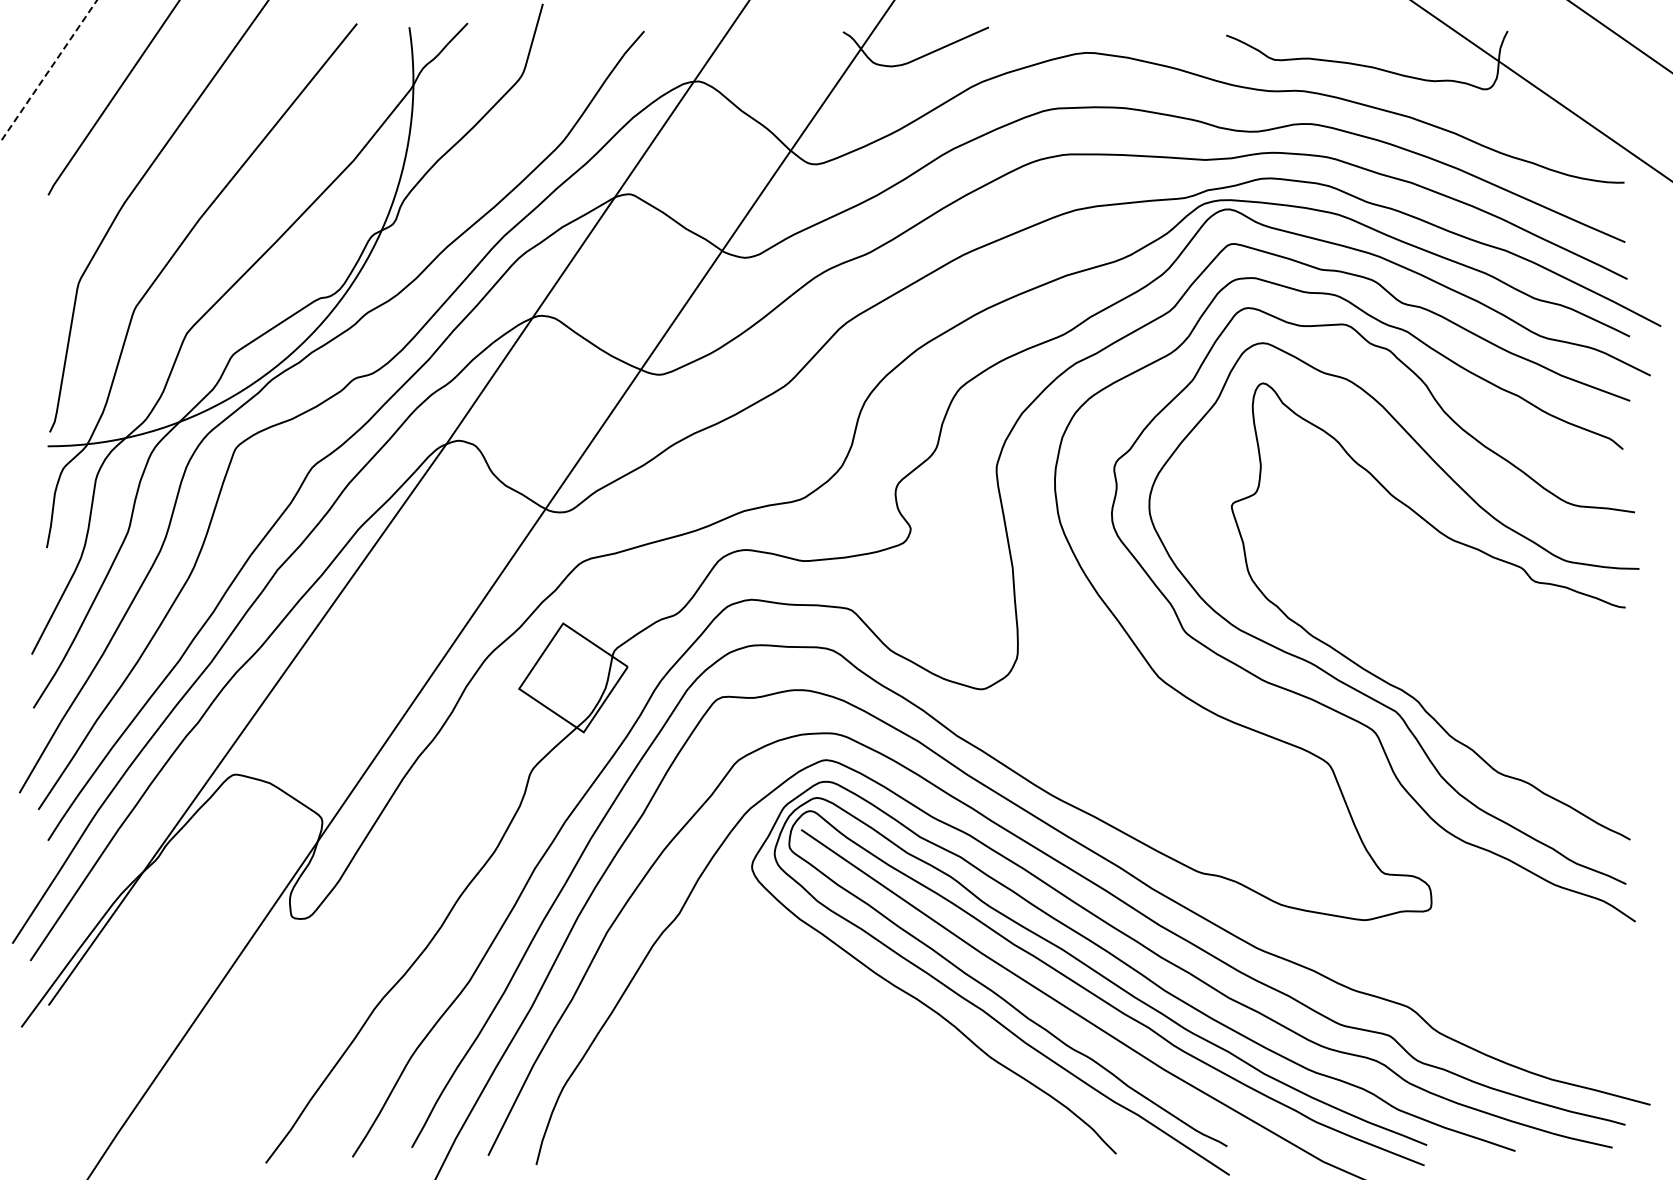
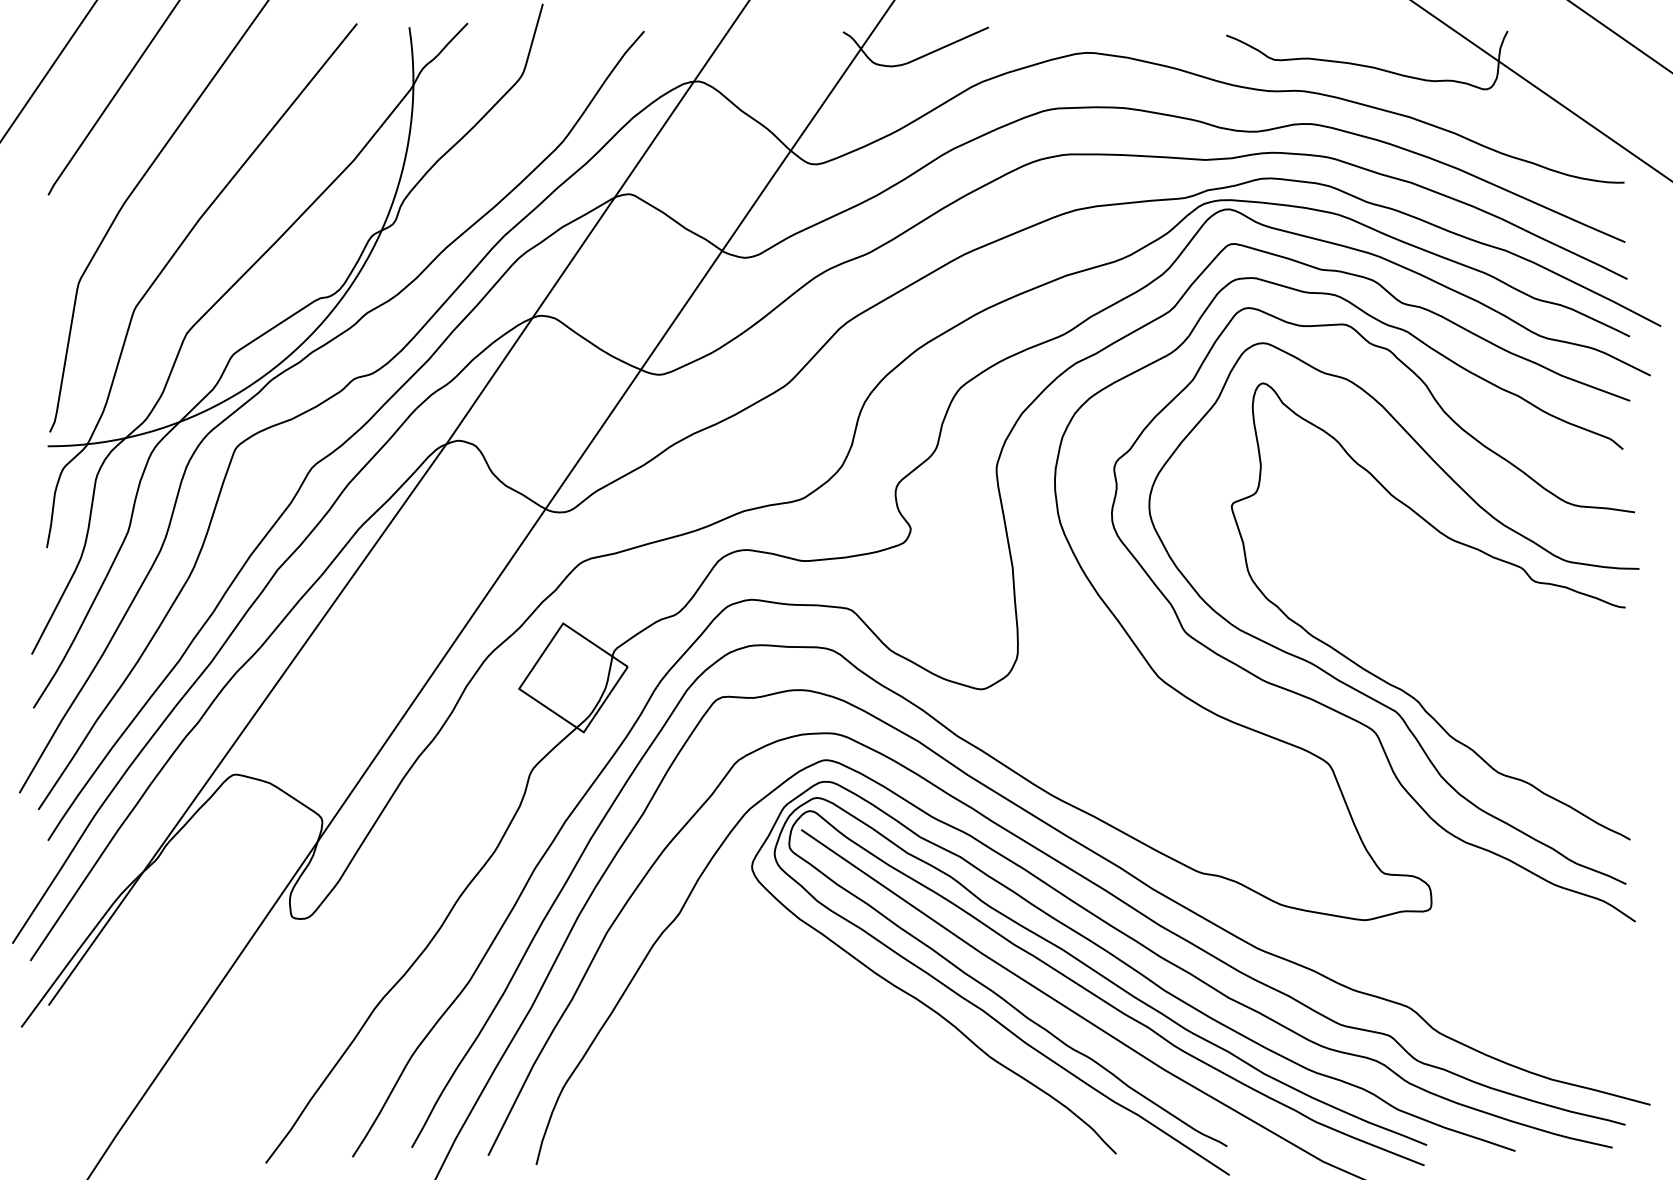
line: dashed -> solid (48, 71)
